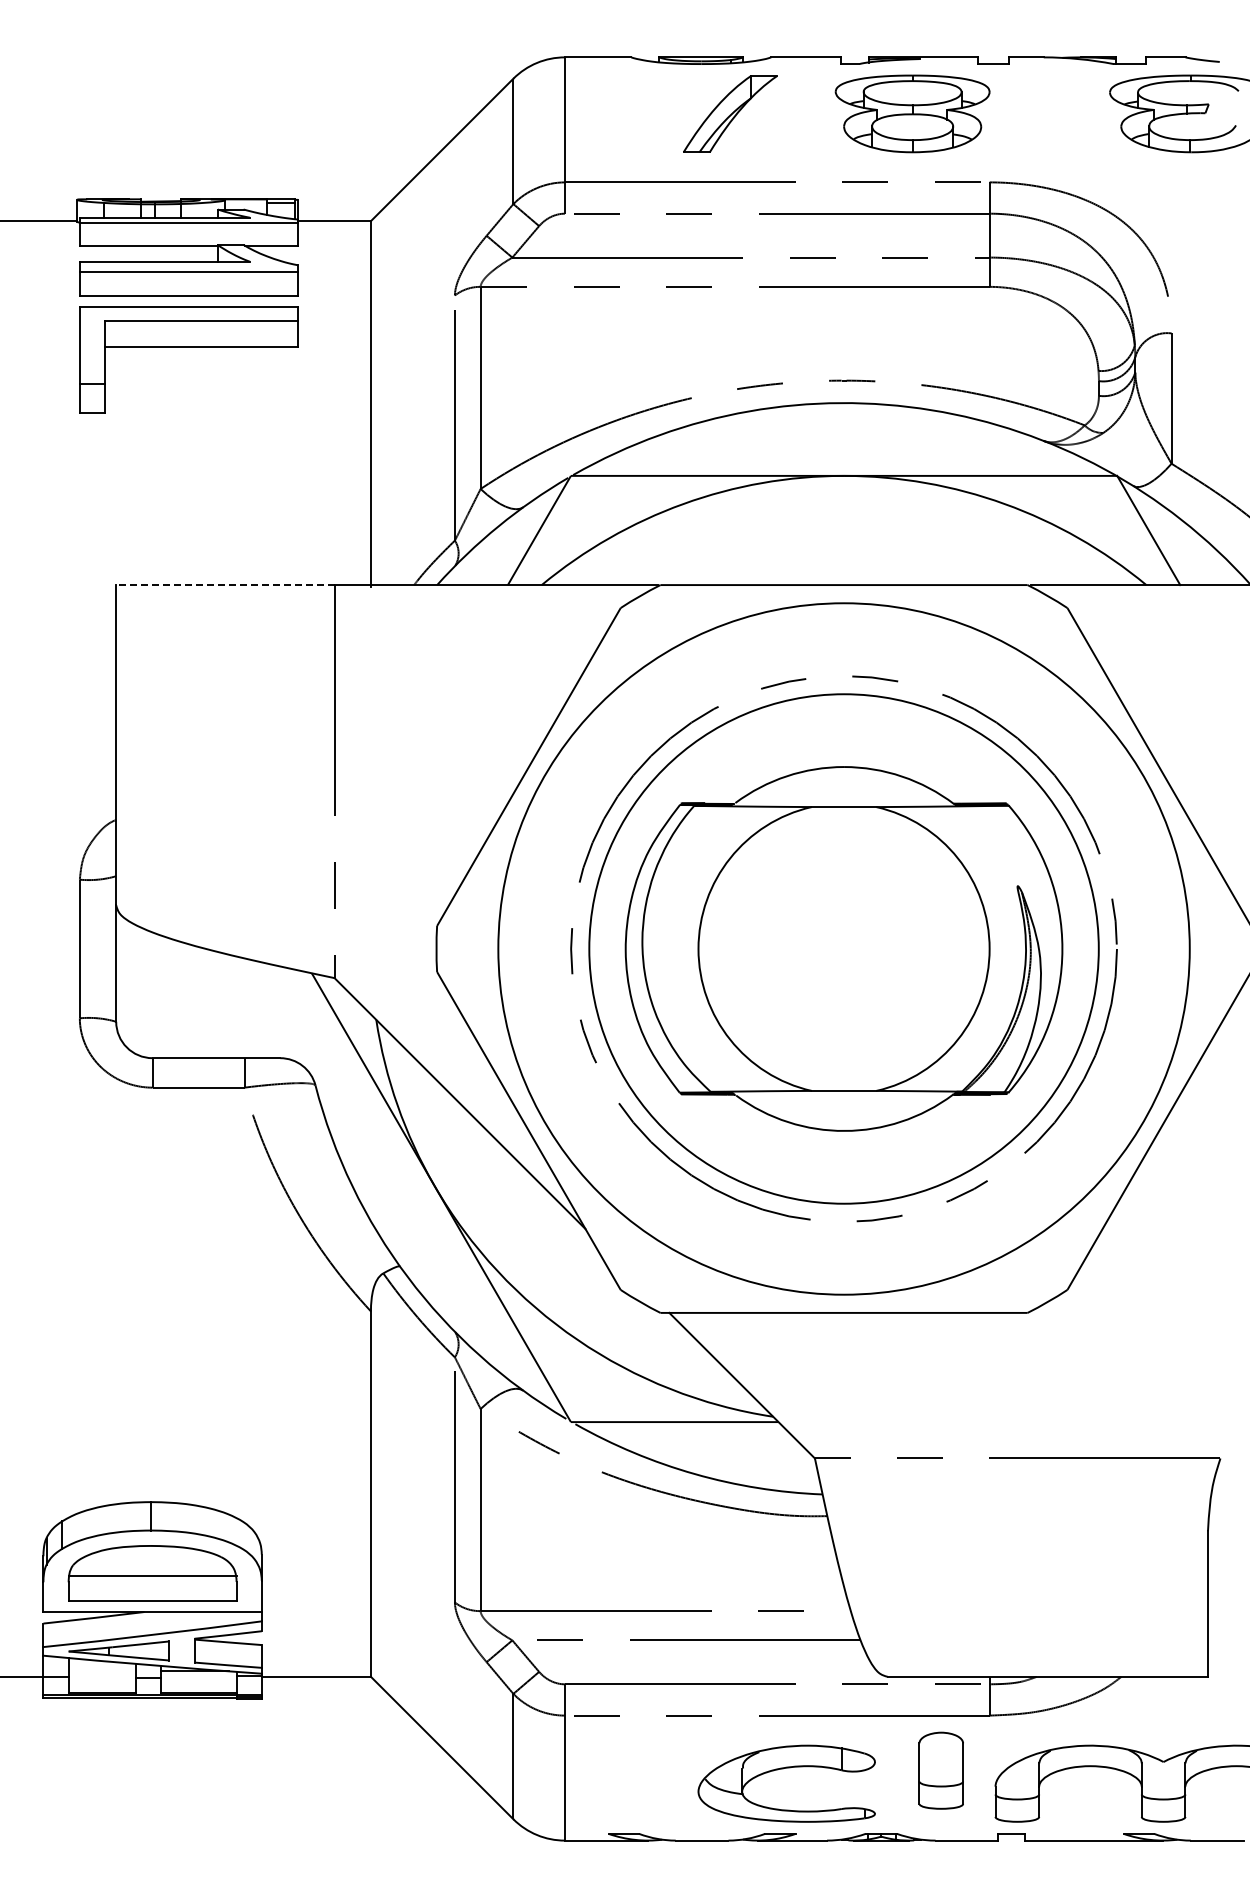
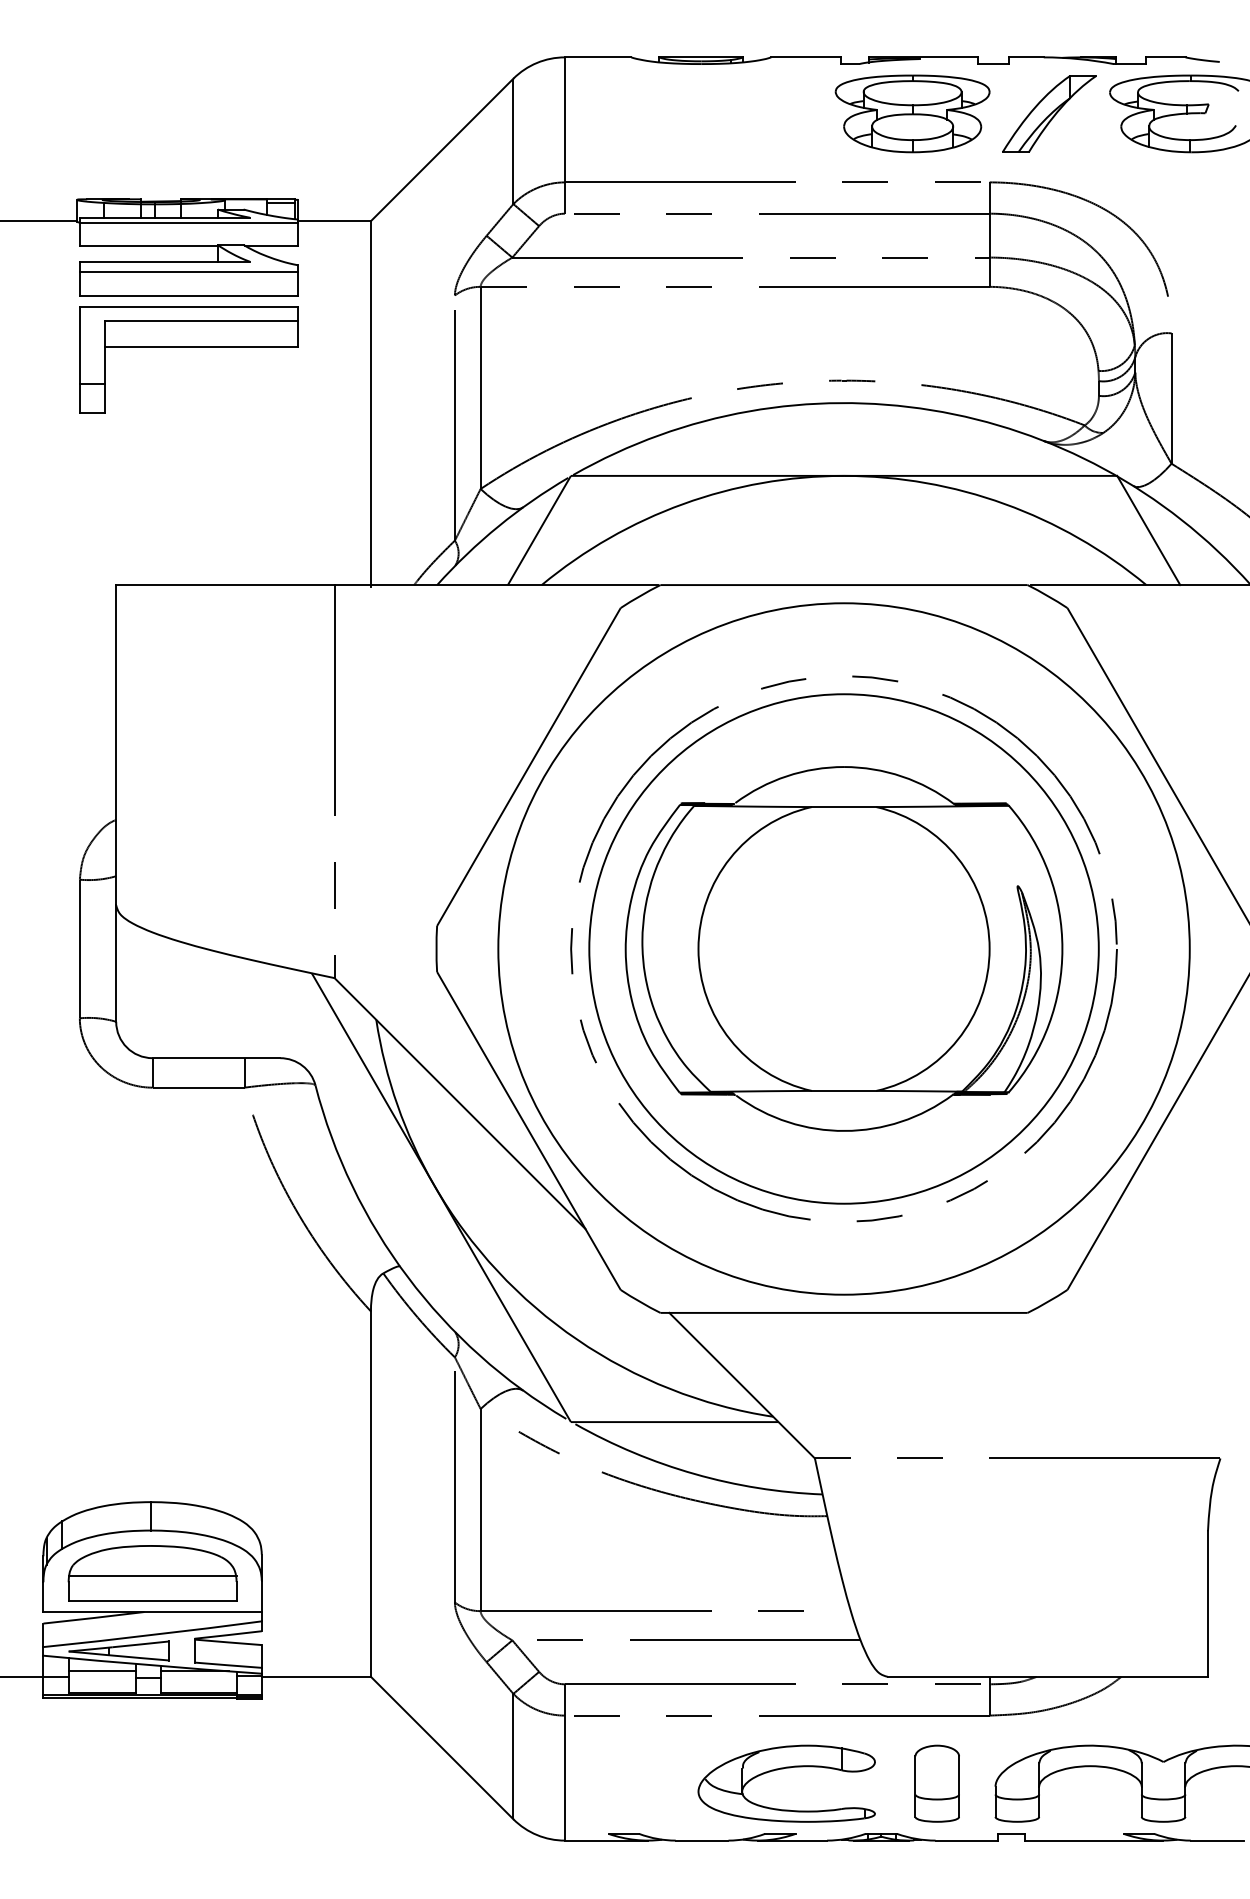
part position: (730, 113) -> (1049, 113) (1049, 113)
line: dashed -> solid (224, 585)
line: none -> present (101, 1671)
part position: (940, 1770) -> (936, 1783) (936, 1783)
